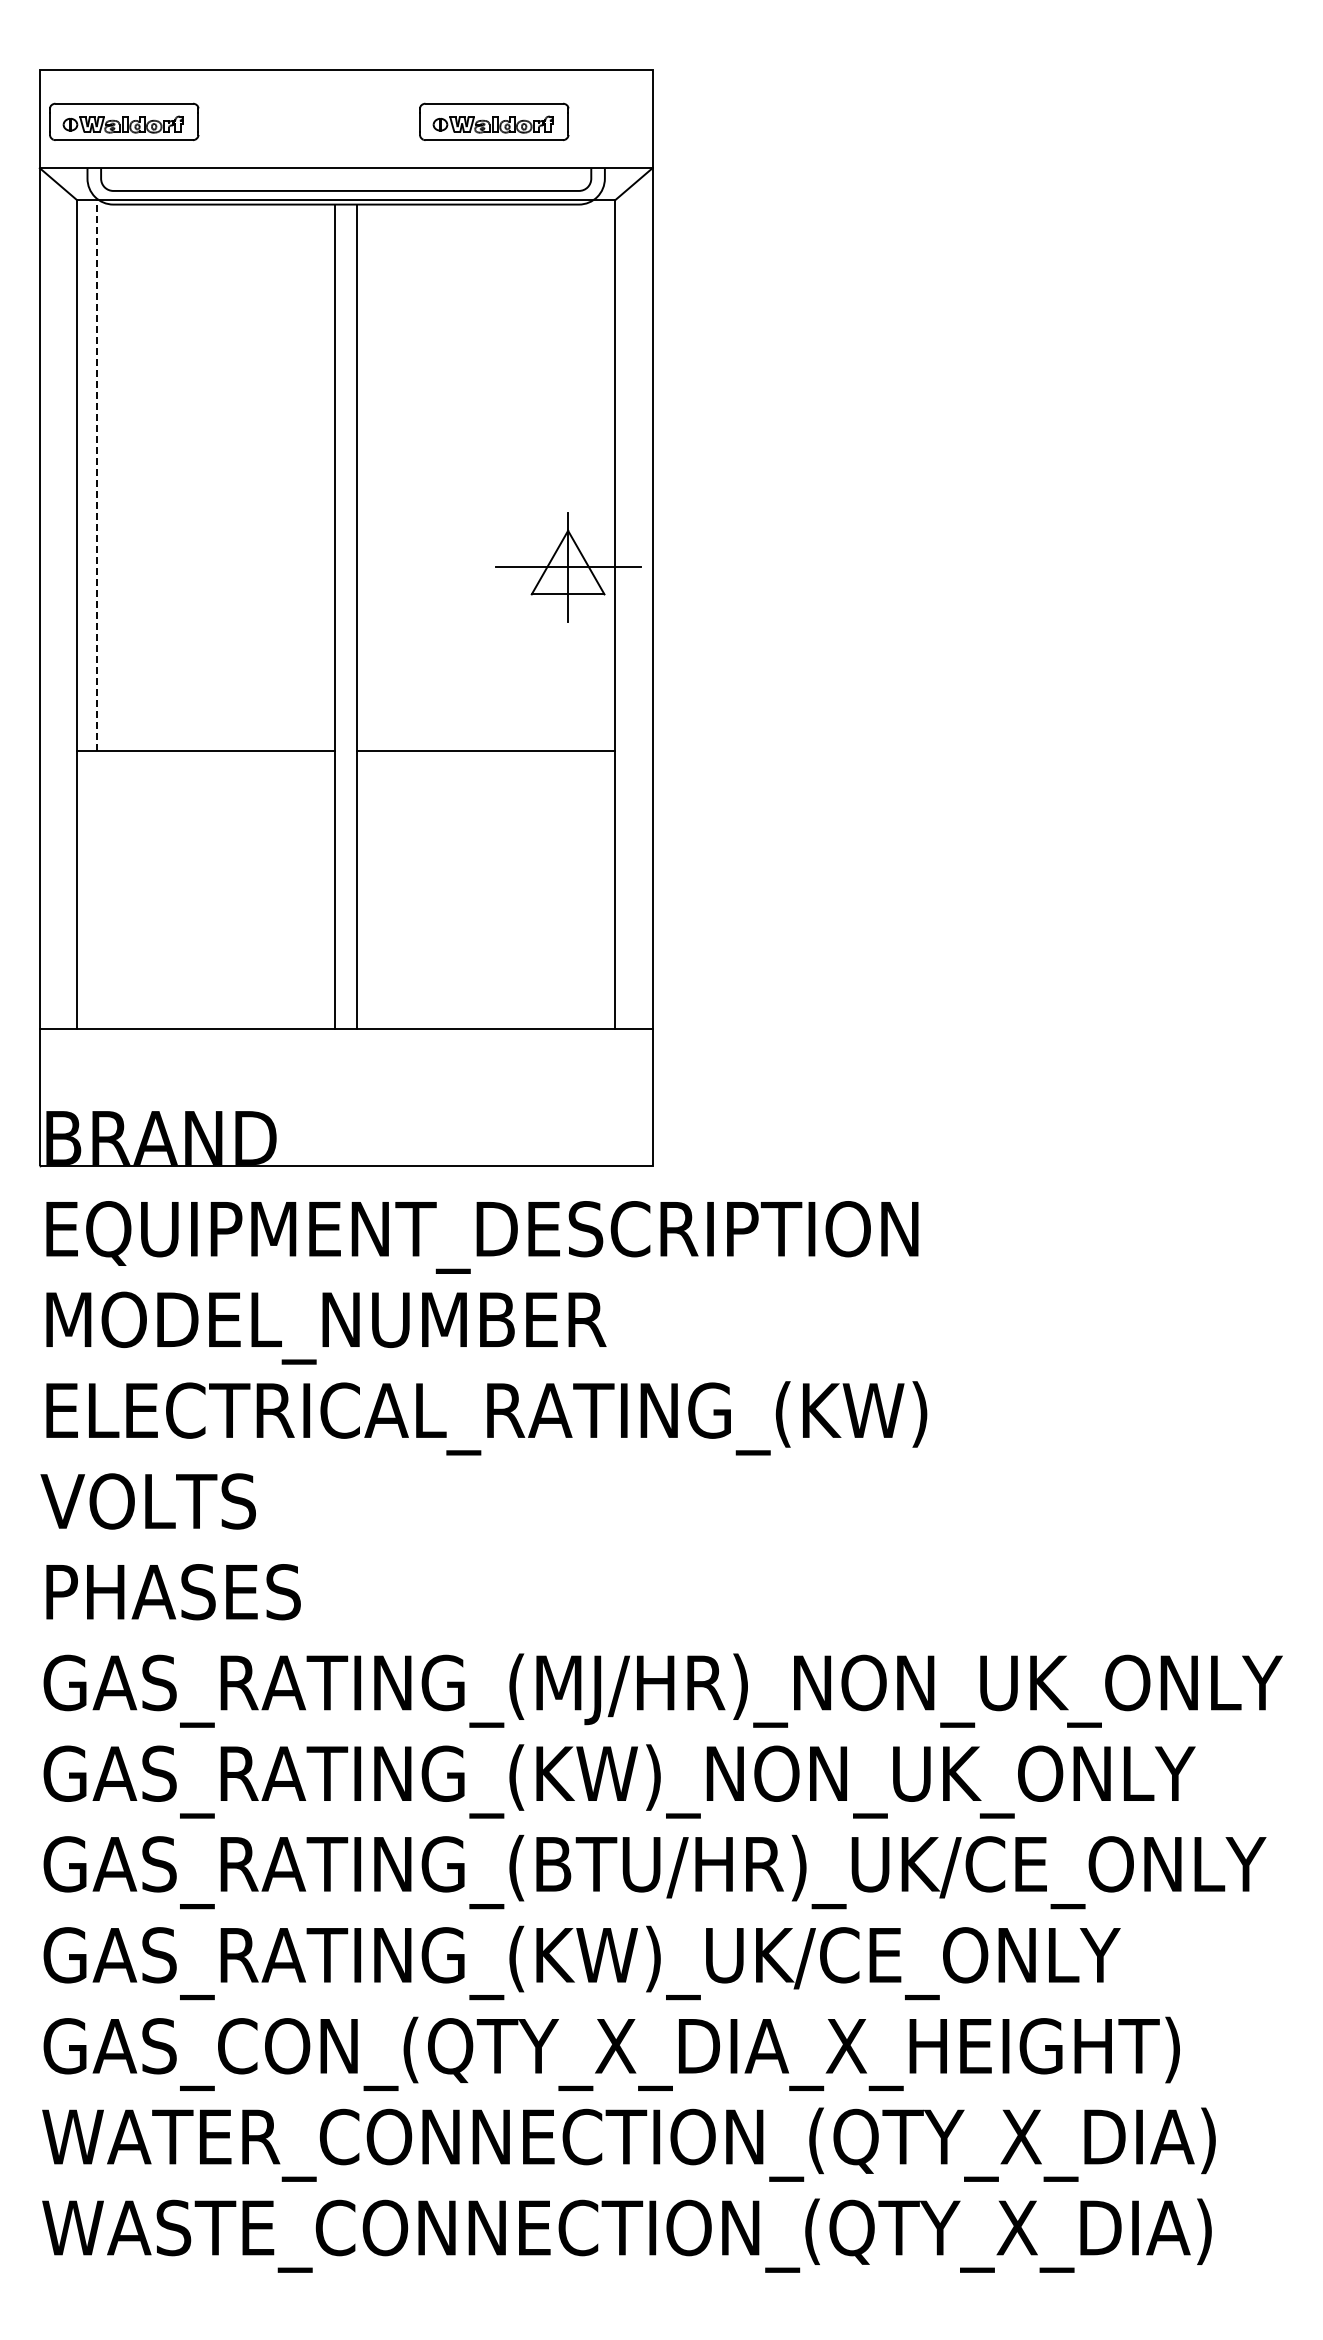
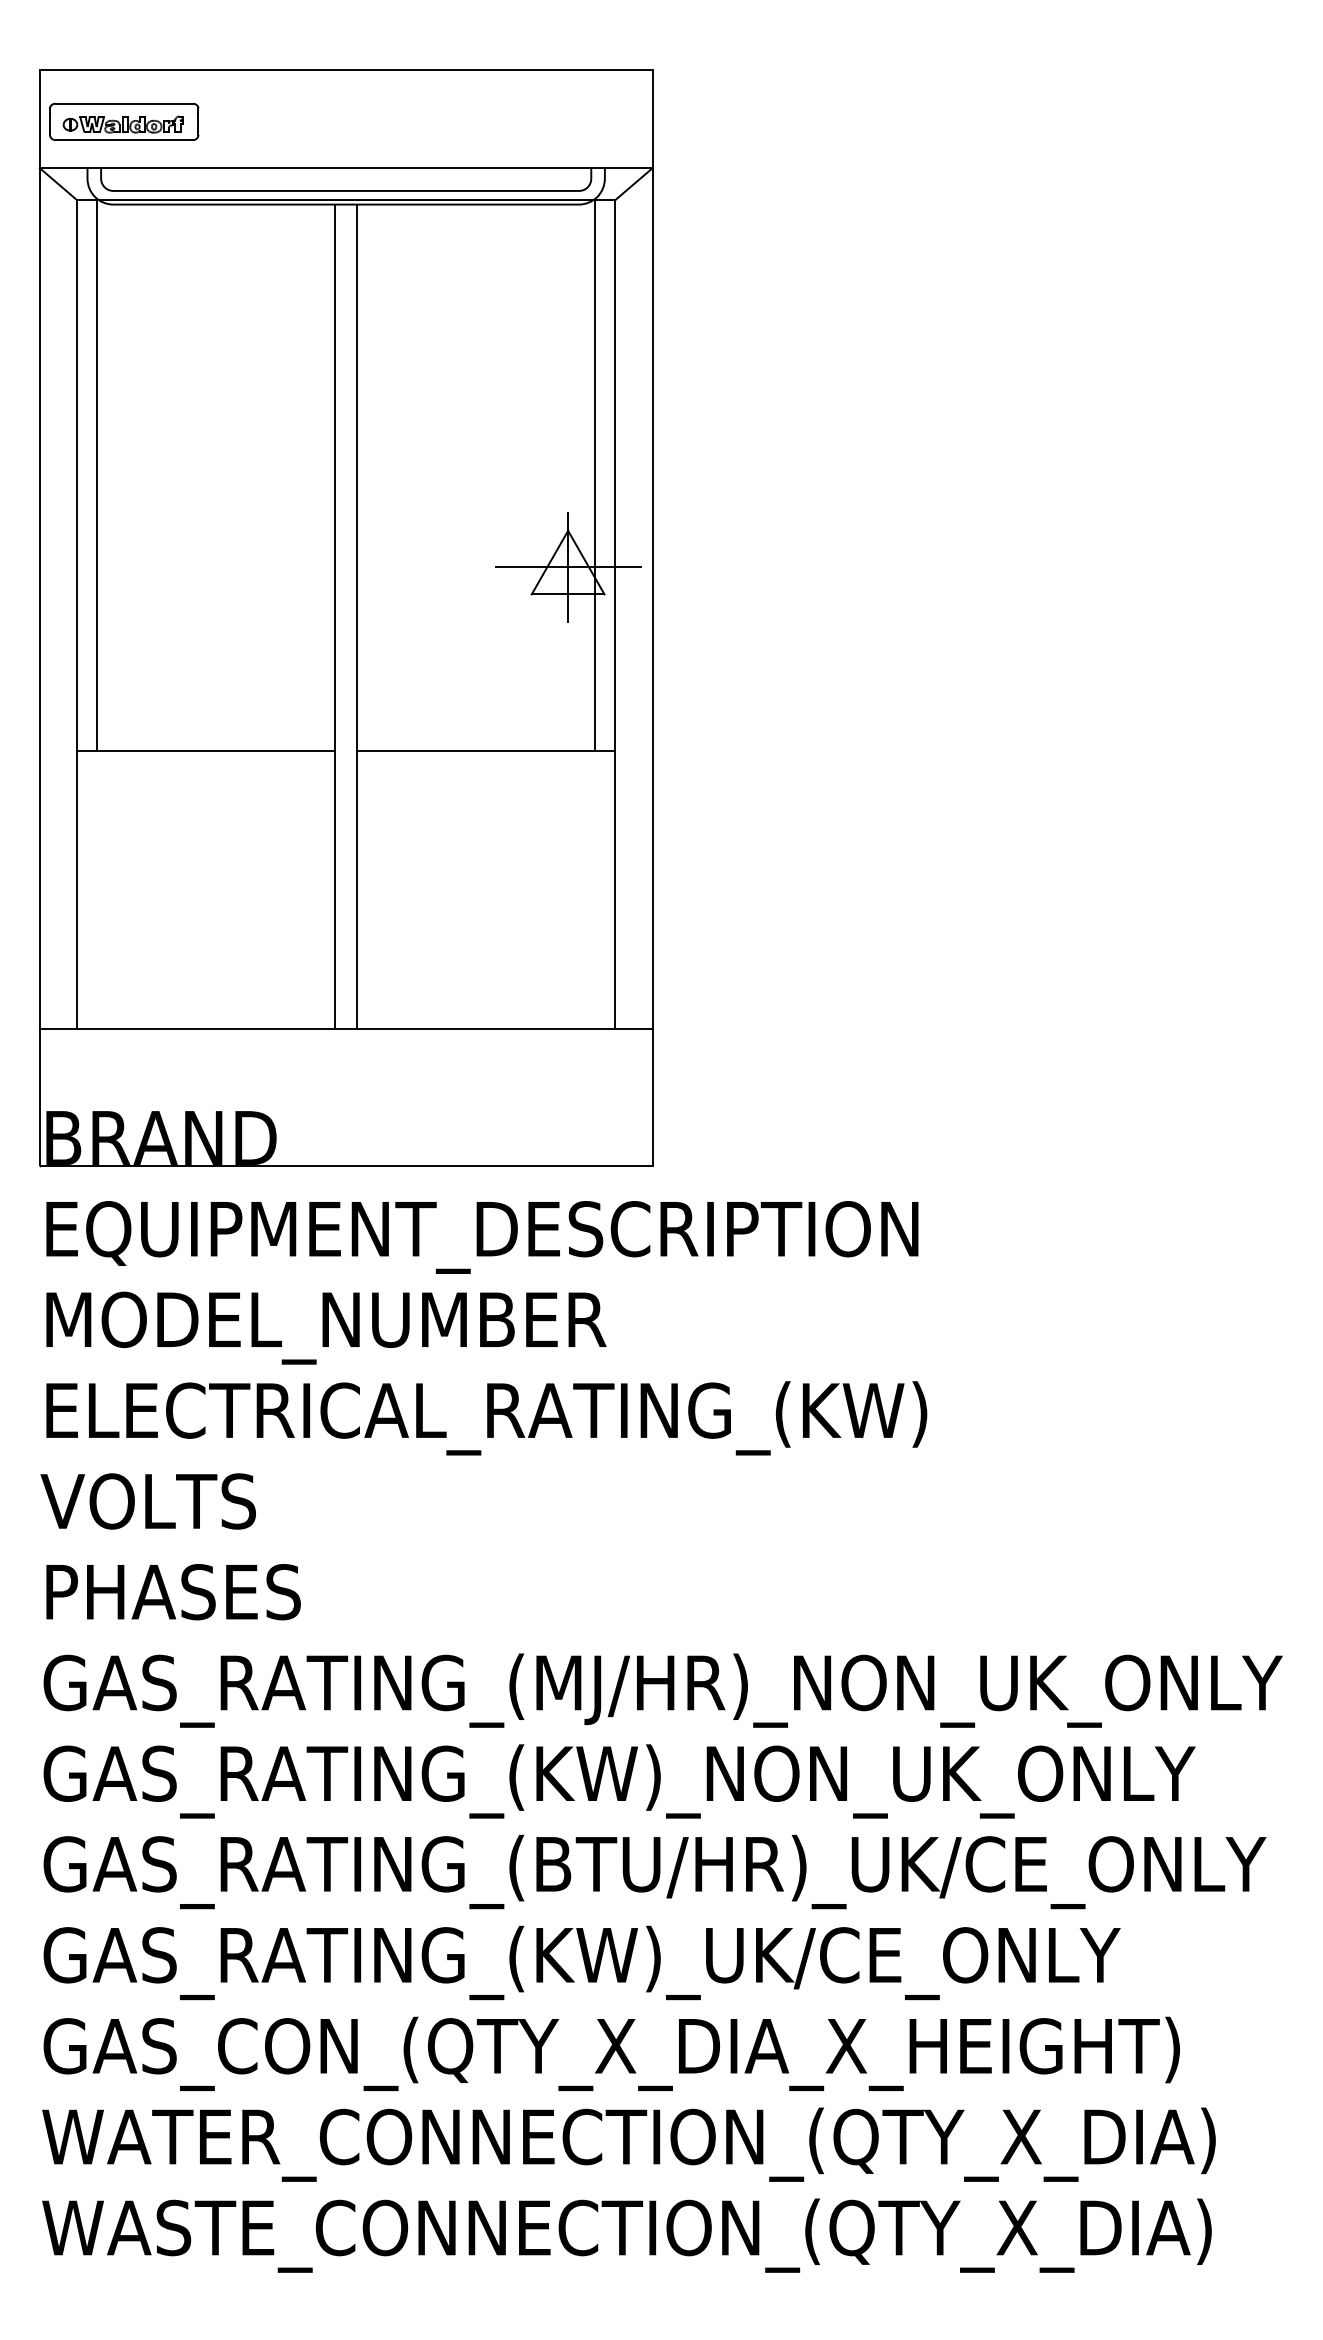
part: present -> none (494, 121)
line: dashed -> solid (97, 474)
line: none -> present (595, 475)
